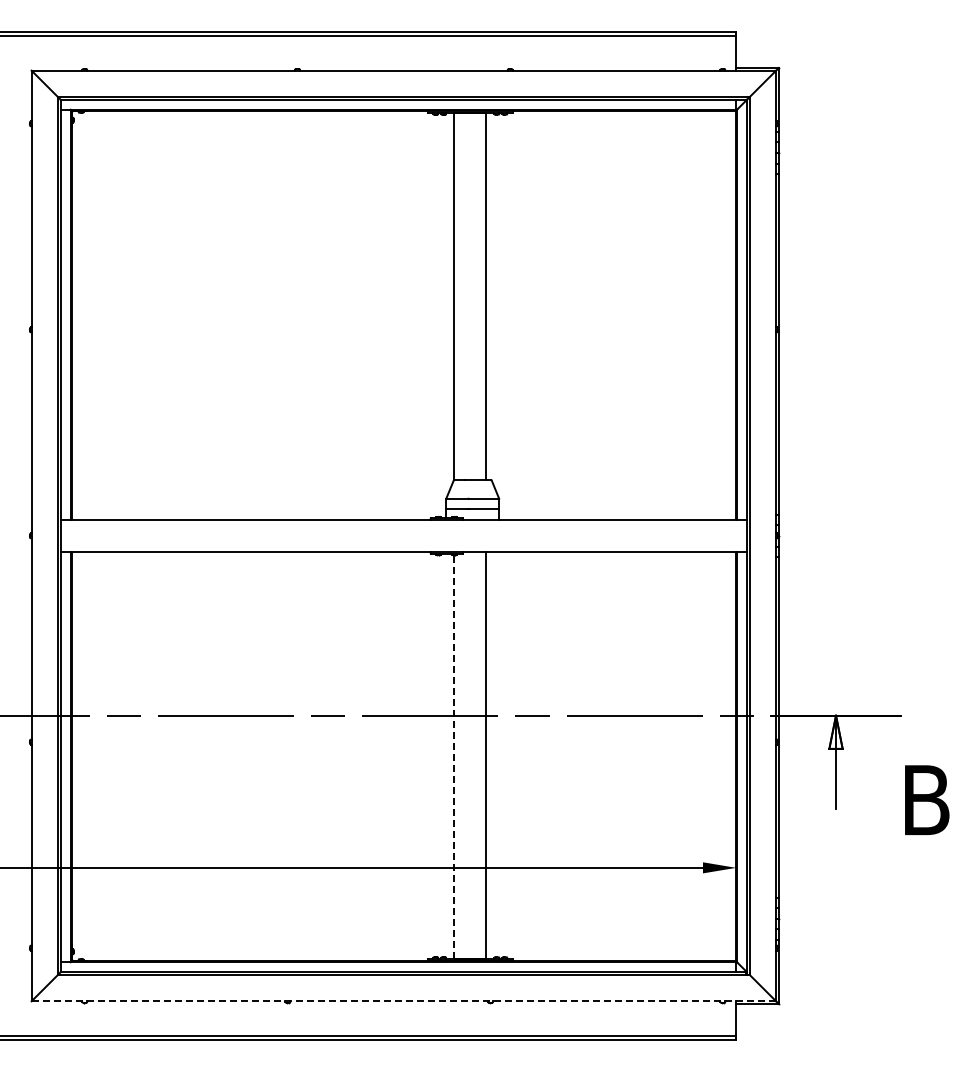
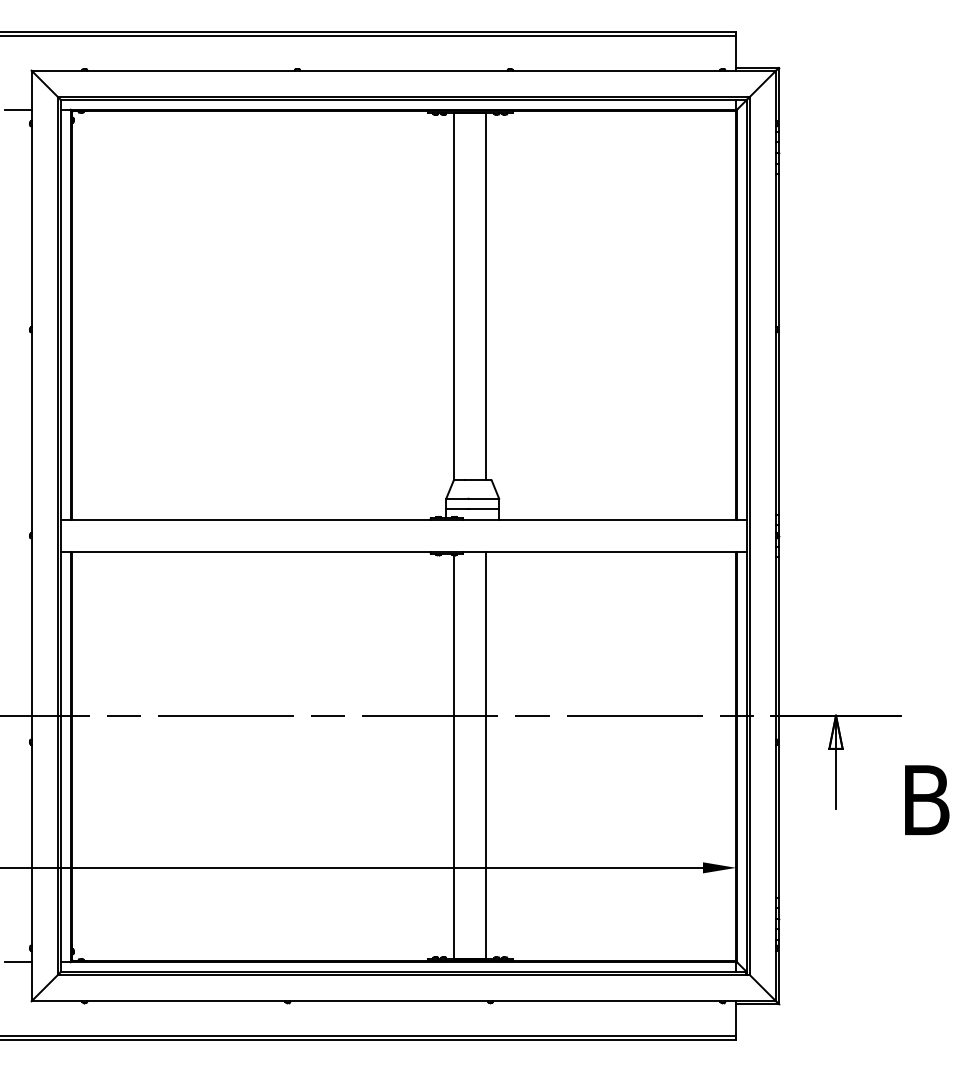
line: none -> present (18, 109)
line: dashed -> solid (454, 756)
line: none -> present (18, 962)
line: dashed -> solid (403, 1001)
